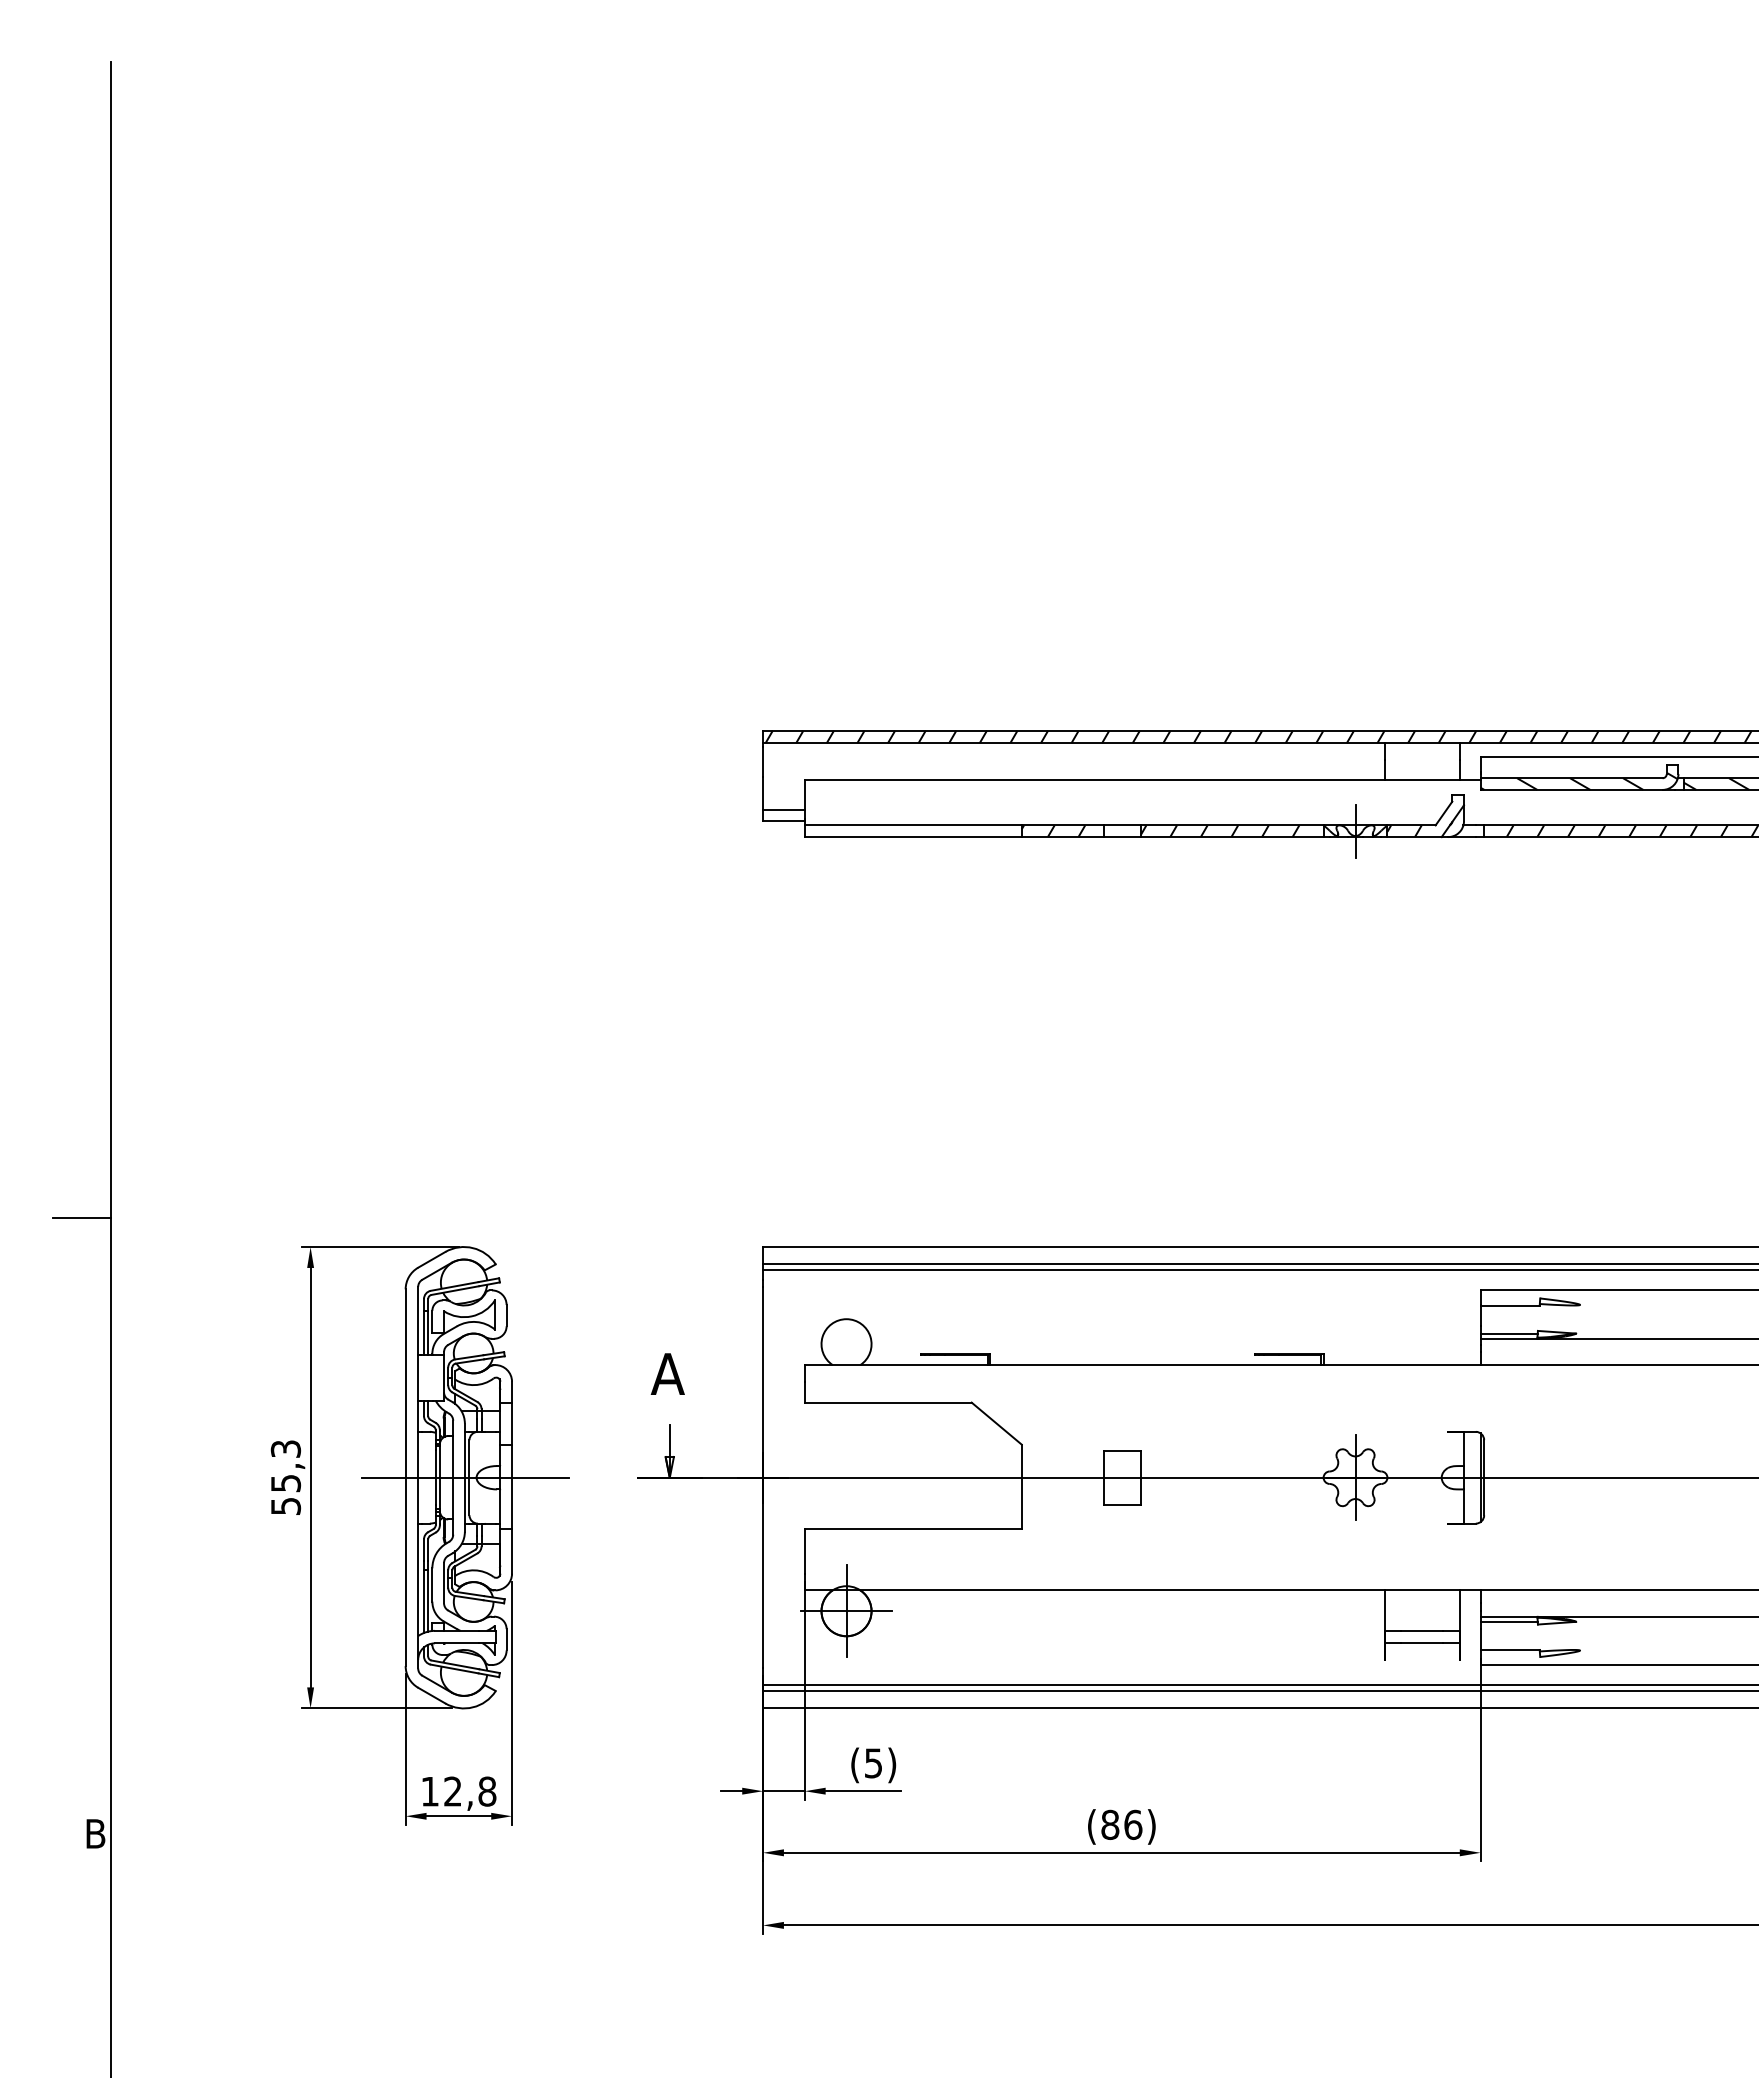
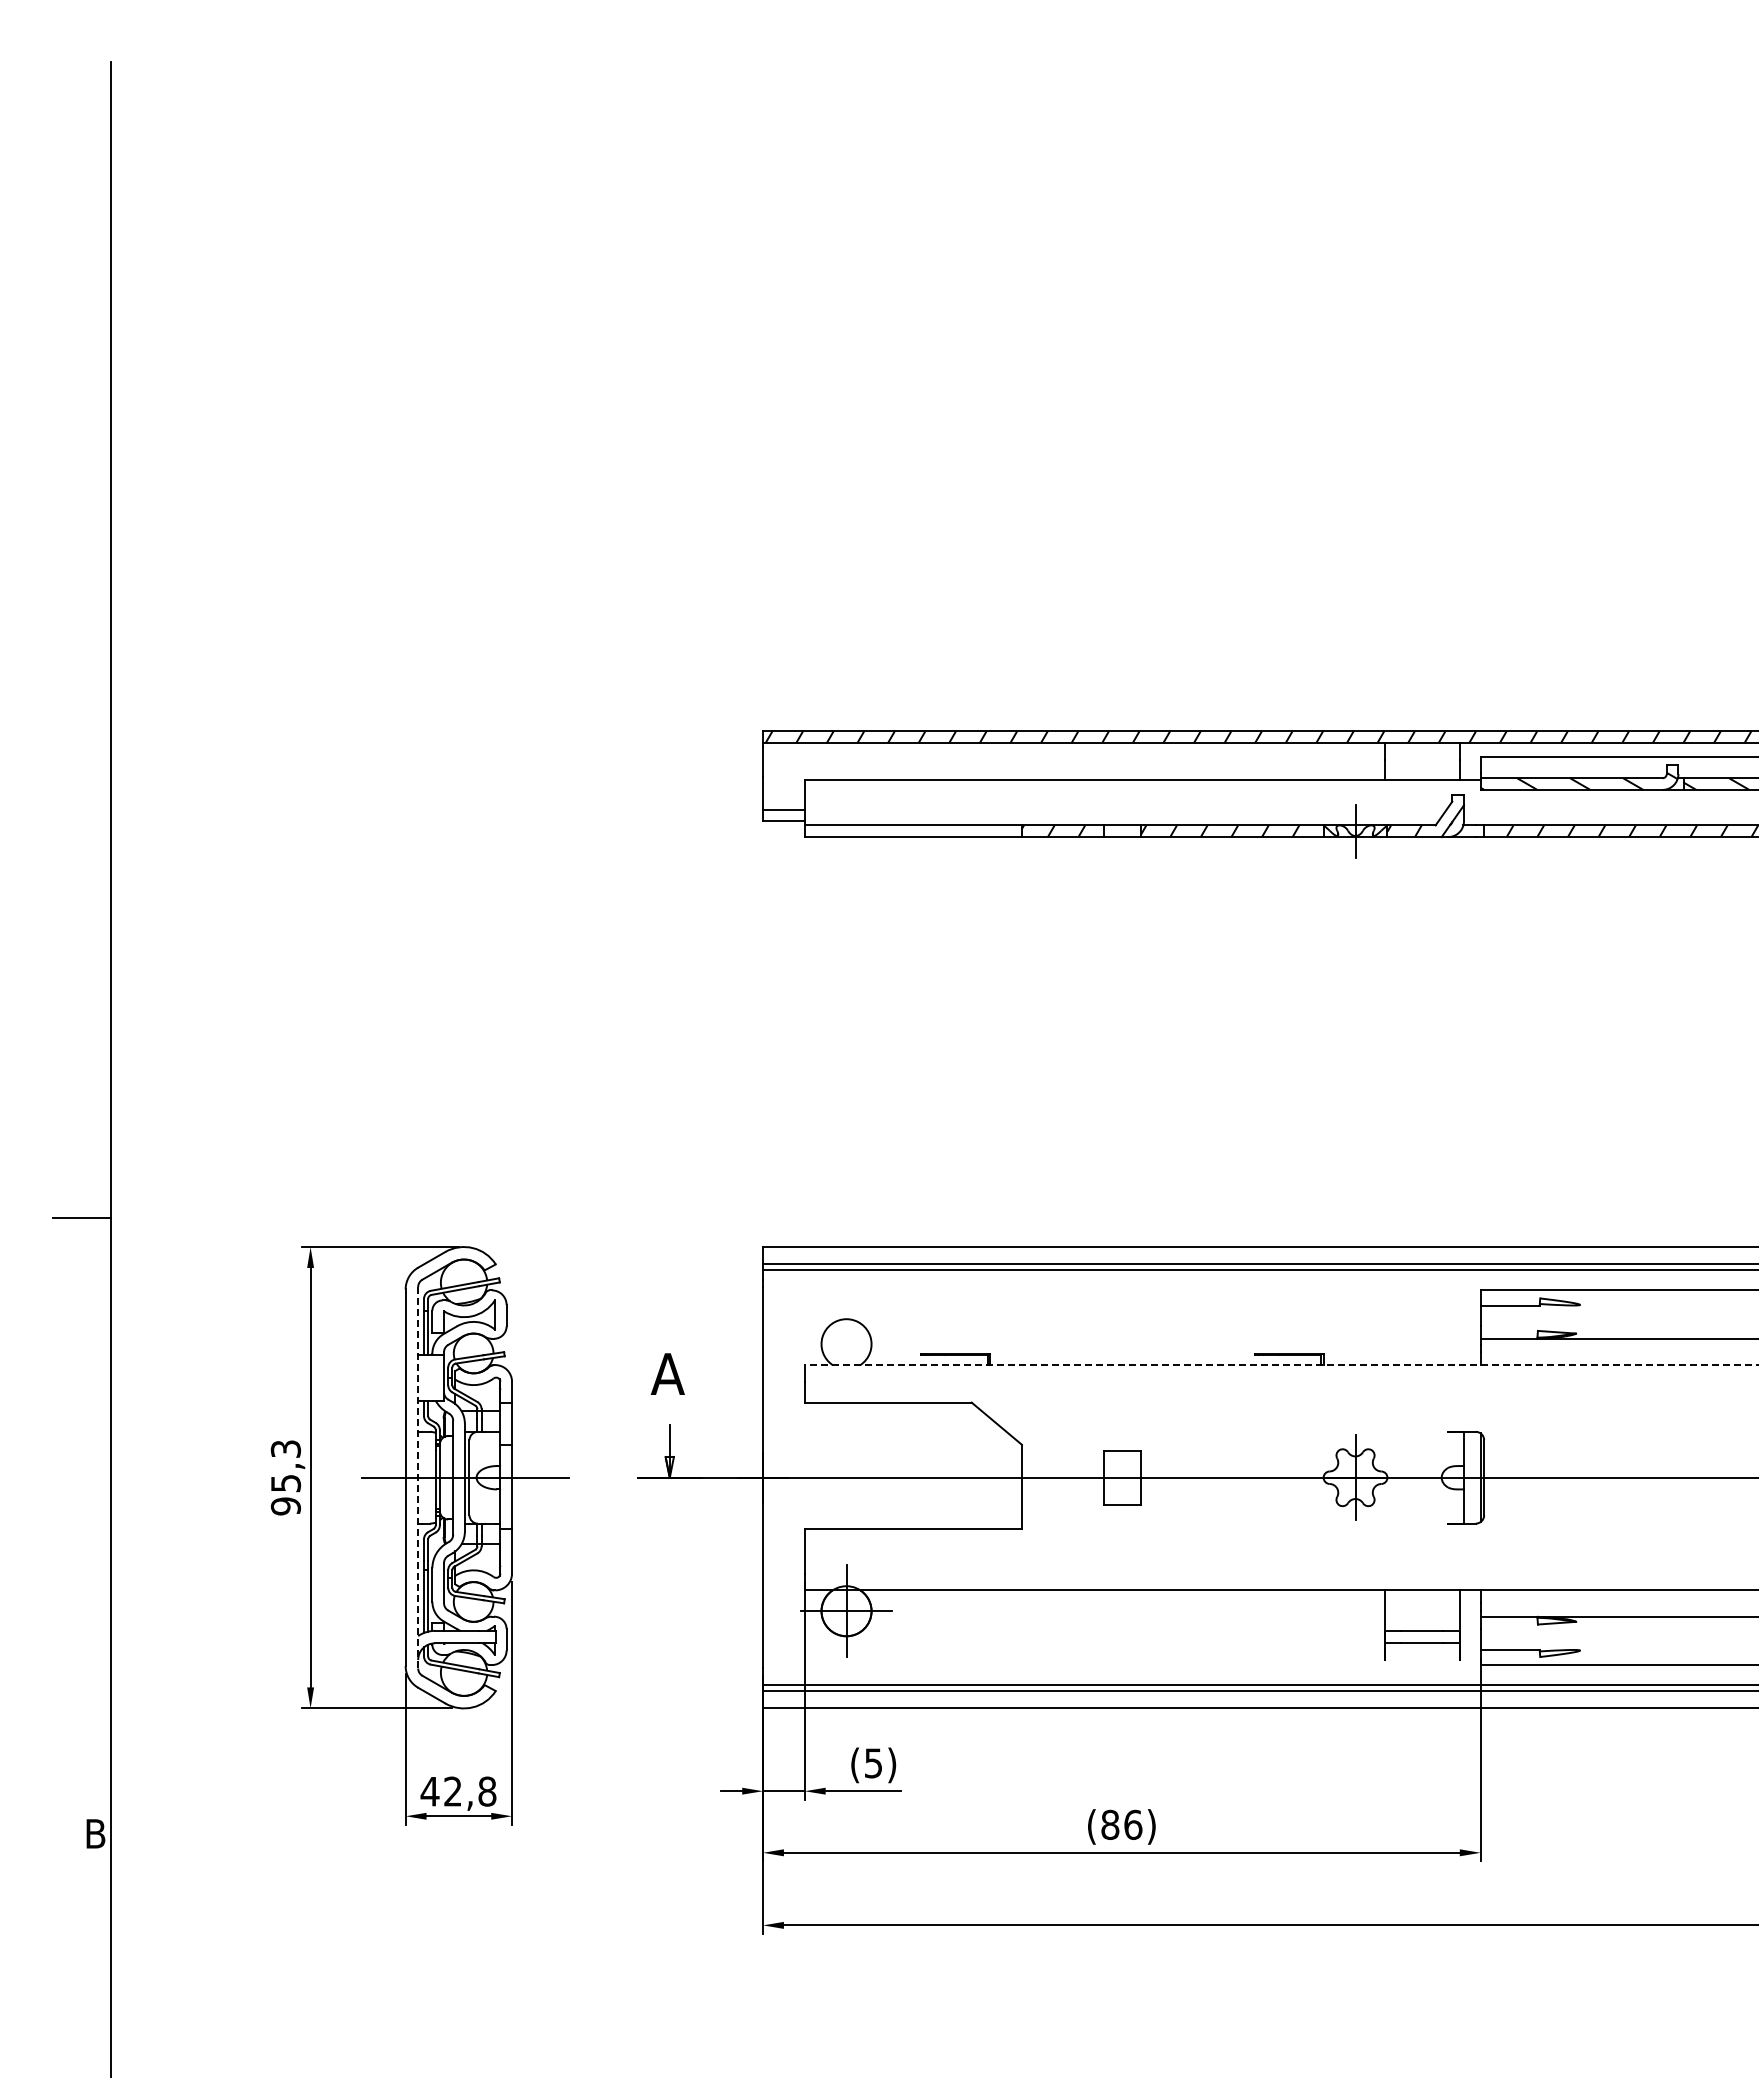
line: present -> none (1508, 1333)
line: solid -> dashed (1281, 1365)
line: solid -> dashed (418, 1477)
text: 55,3 -> 95,3 (285, 1506)
line: present -> none (1508, 1621)
text: 12,8 -> 42,8 (429, 1791)
